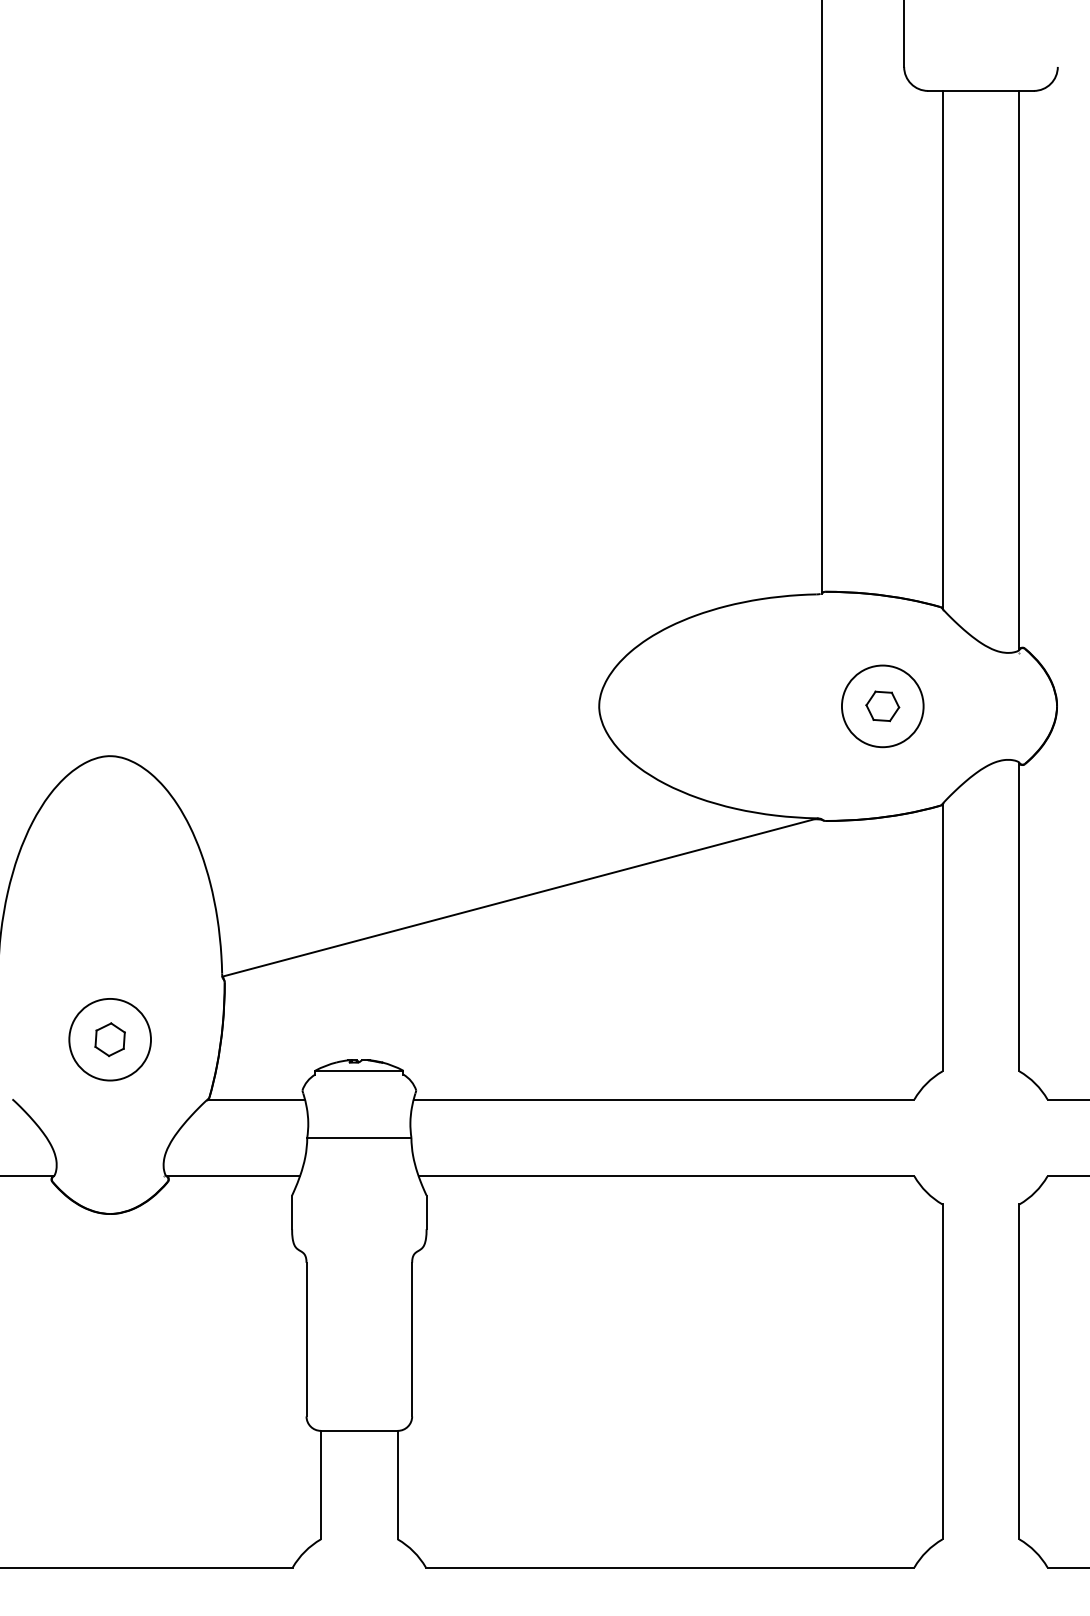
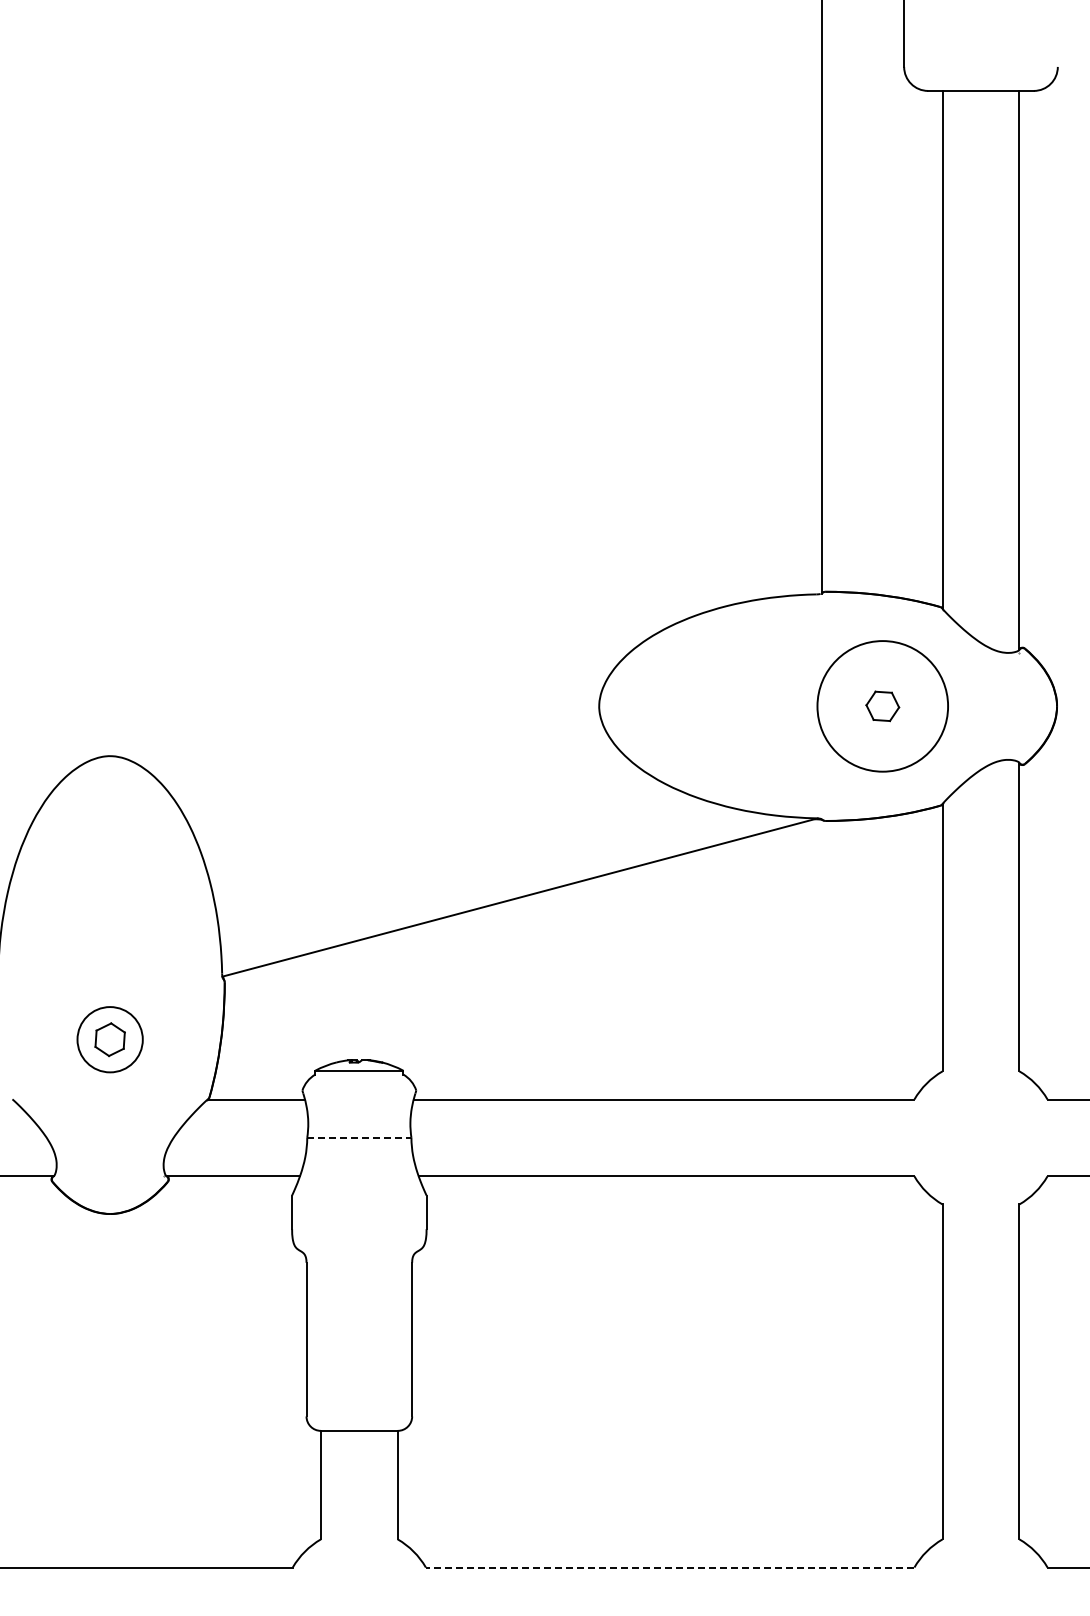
circle diameter: 82 px -> 131 px (882, 706)
circle diameter: 82 px -> 65 px (109, 1039)
line: solid -> dashed (359, 1137)
line: solid -> dashed (669, 1567)
